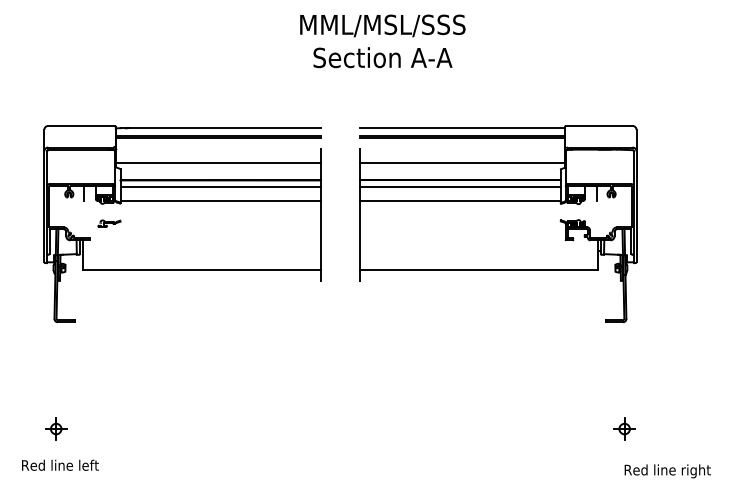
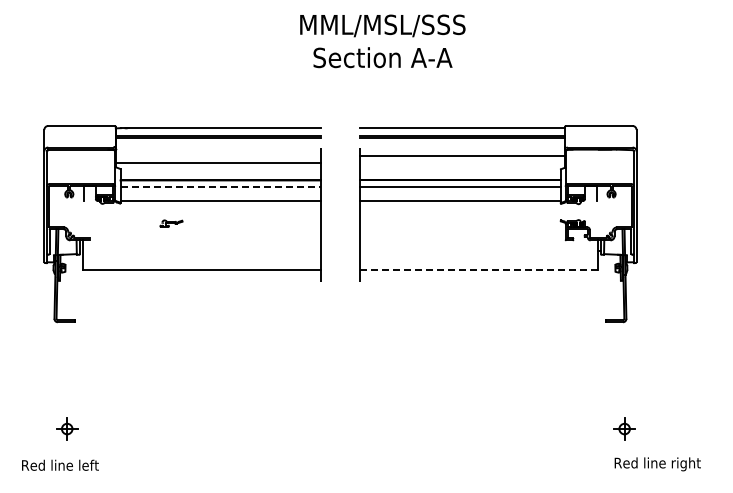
line position: (462, 163) -> (462, 156) (462, 156)
line: solid -> dashed (221, 186)
part position: (109, 223) -> (171, 223) (171, 223)
line: solid -> dashed (478, 270)
part position: (56, 428) -> (67, 428) (67, 428)
text position: (667, 471) -> (657, 464) (657, 464)
